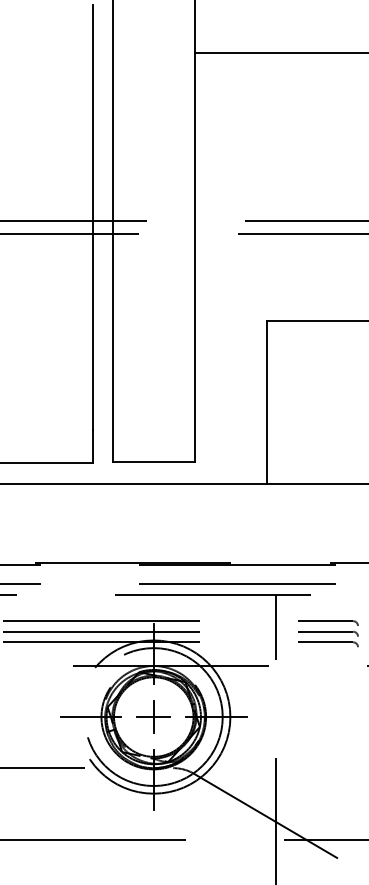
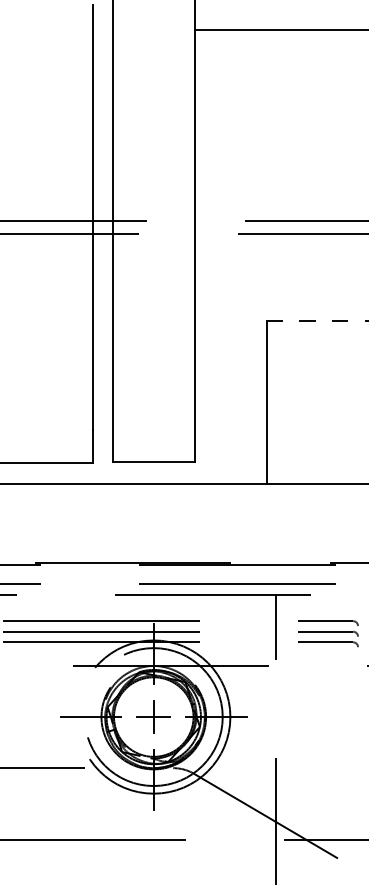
line position: (280, 53) -> (280, 30) (280, 30)
line: solid -> dashed (317, 320)
